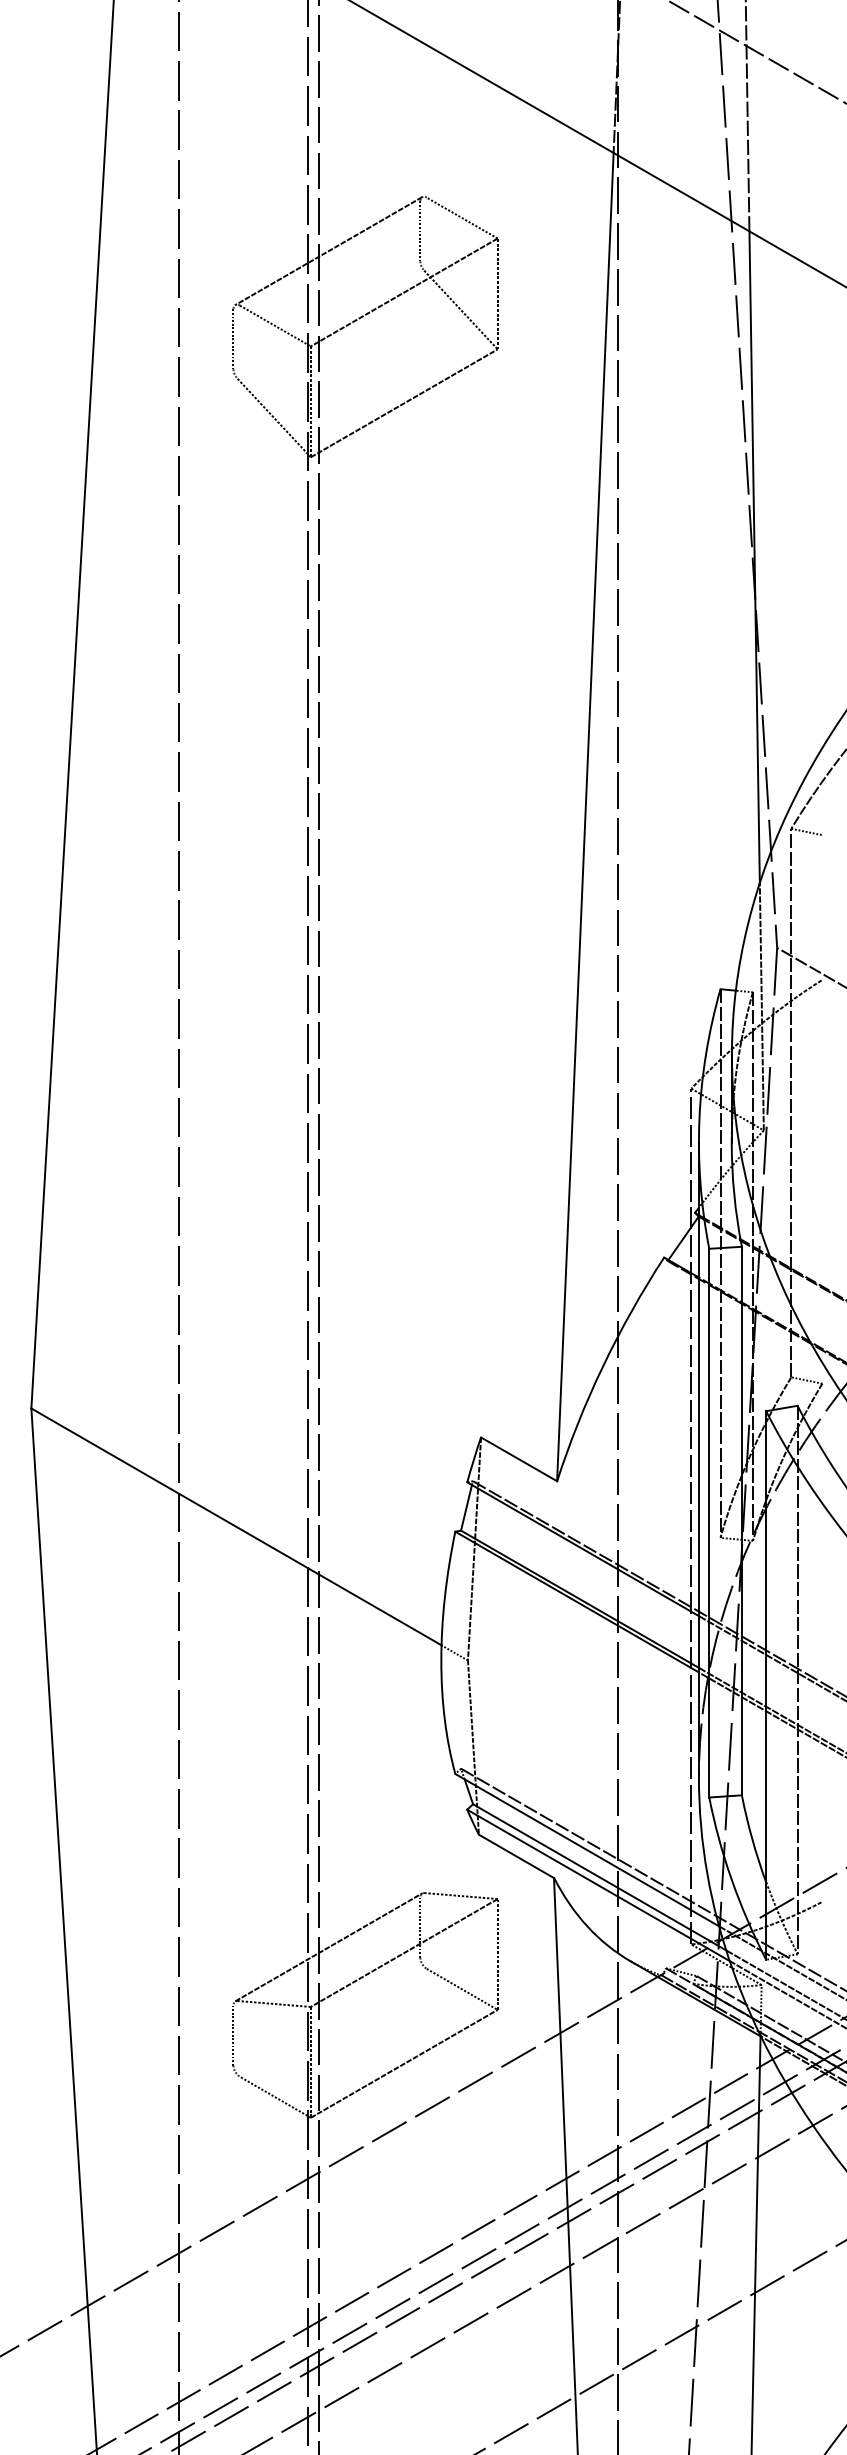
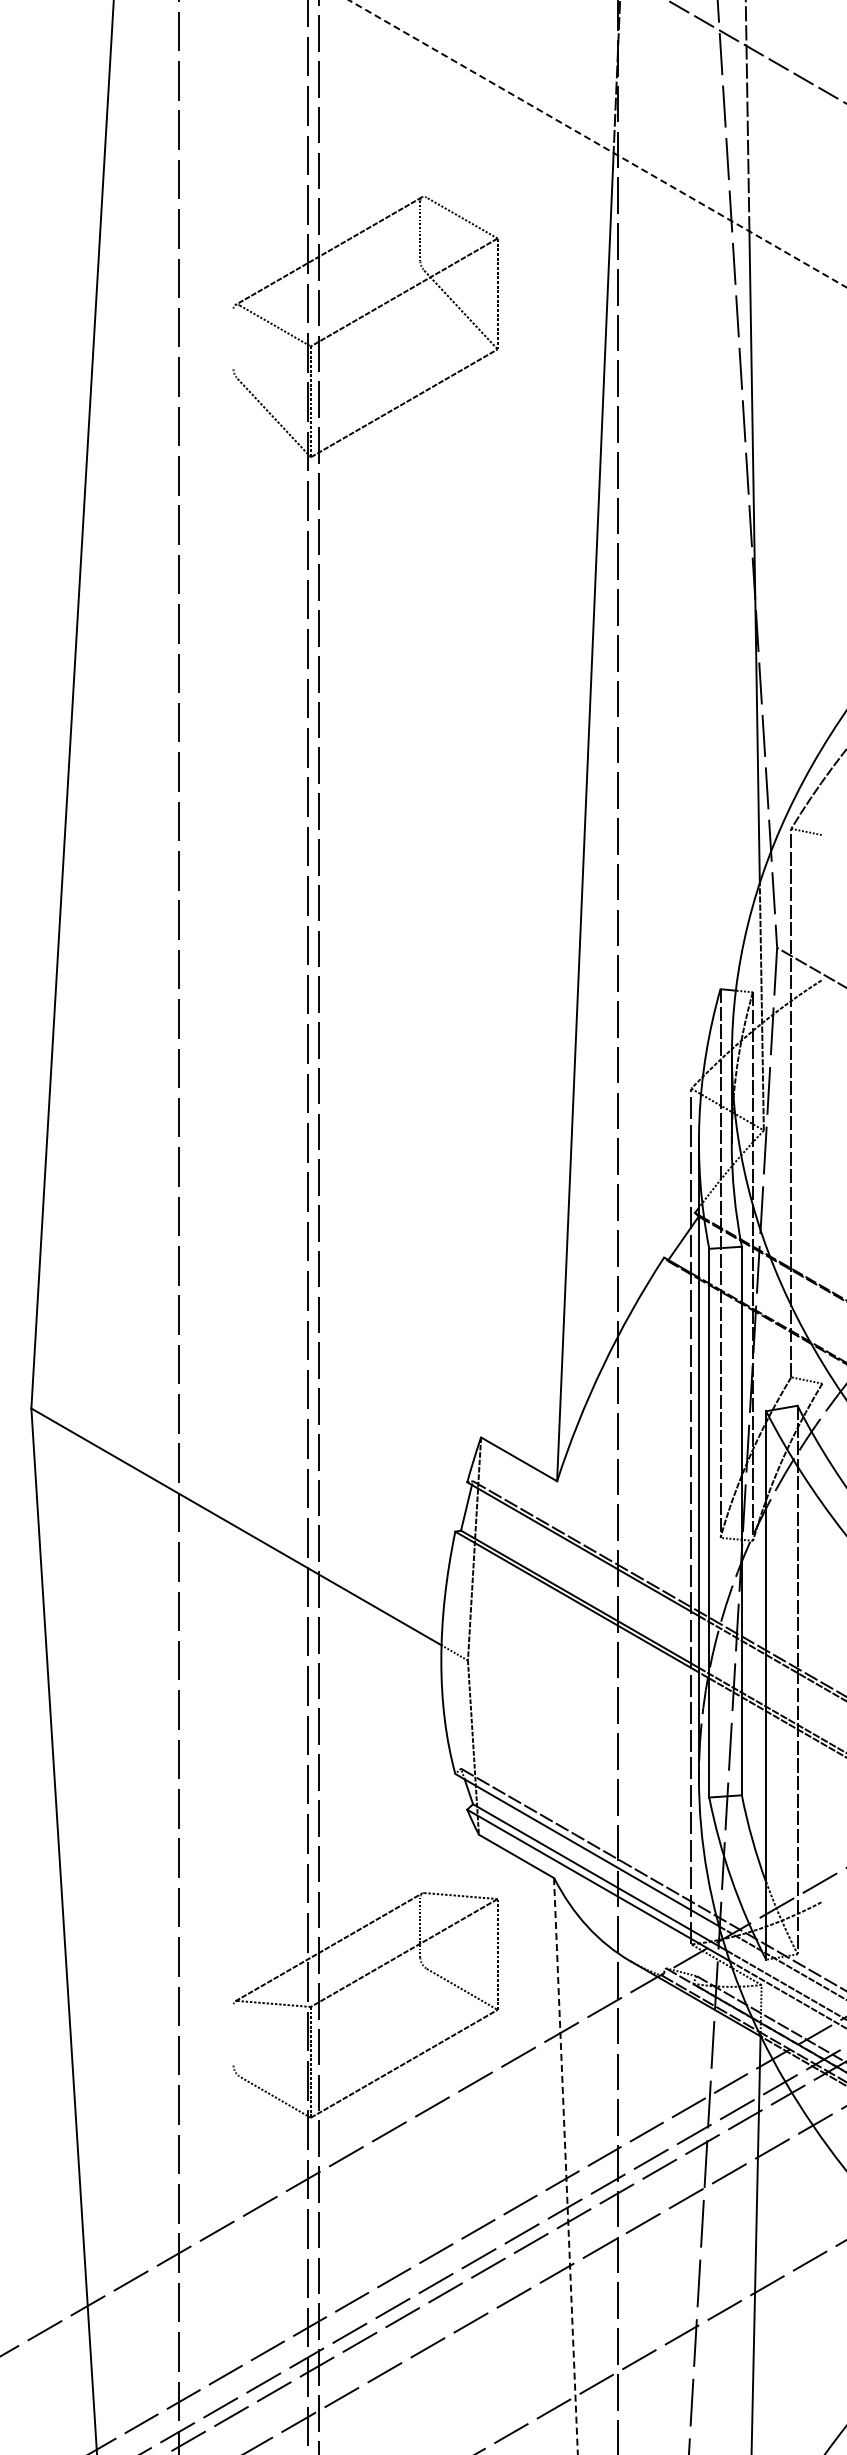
line: solid -> dashed (597, 143)
line: present -> none (233, 339)
line: present -> none (233, 2035)
line: solid -> dashed (565, 2166)
